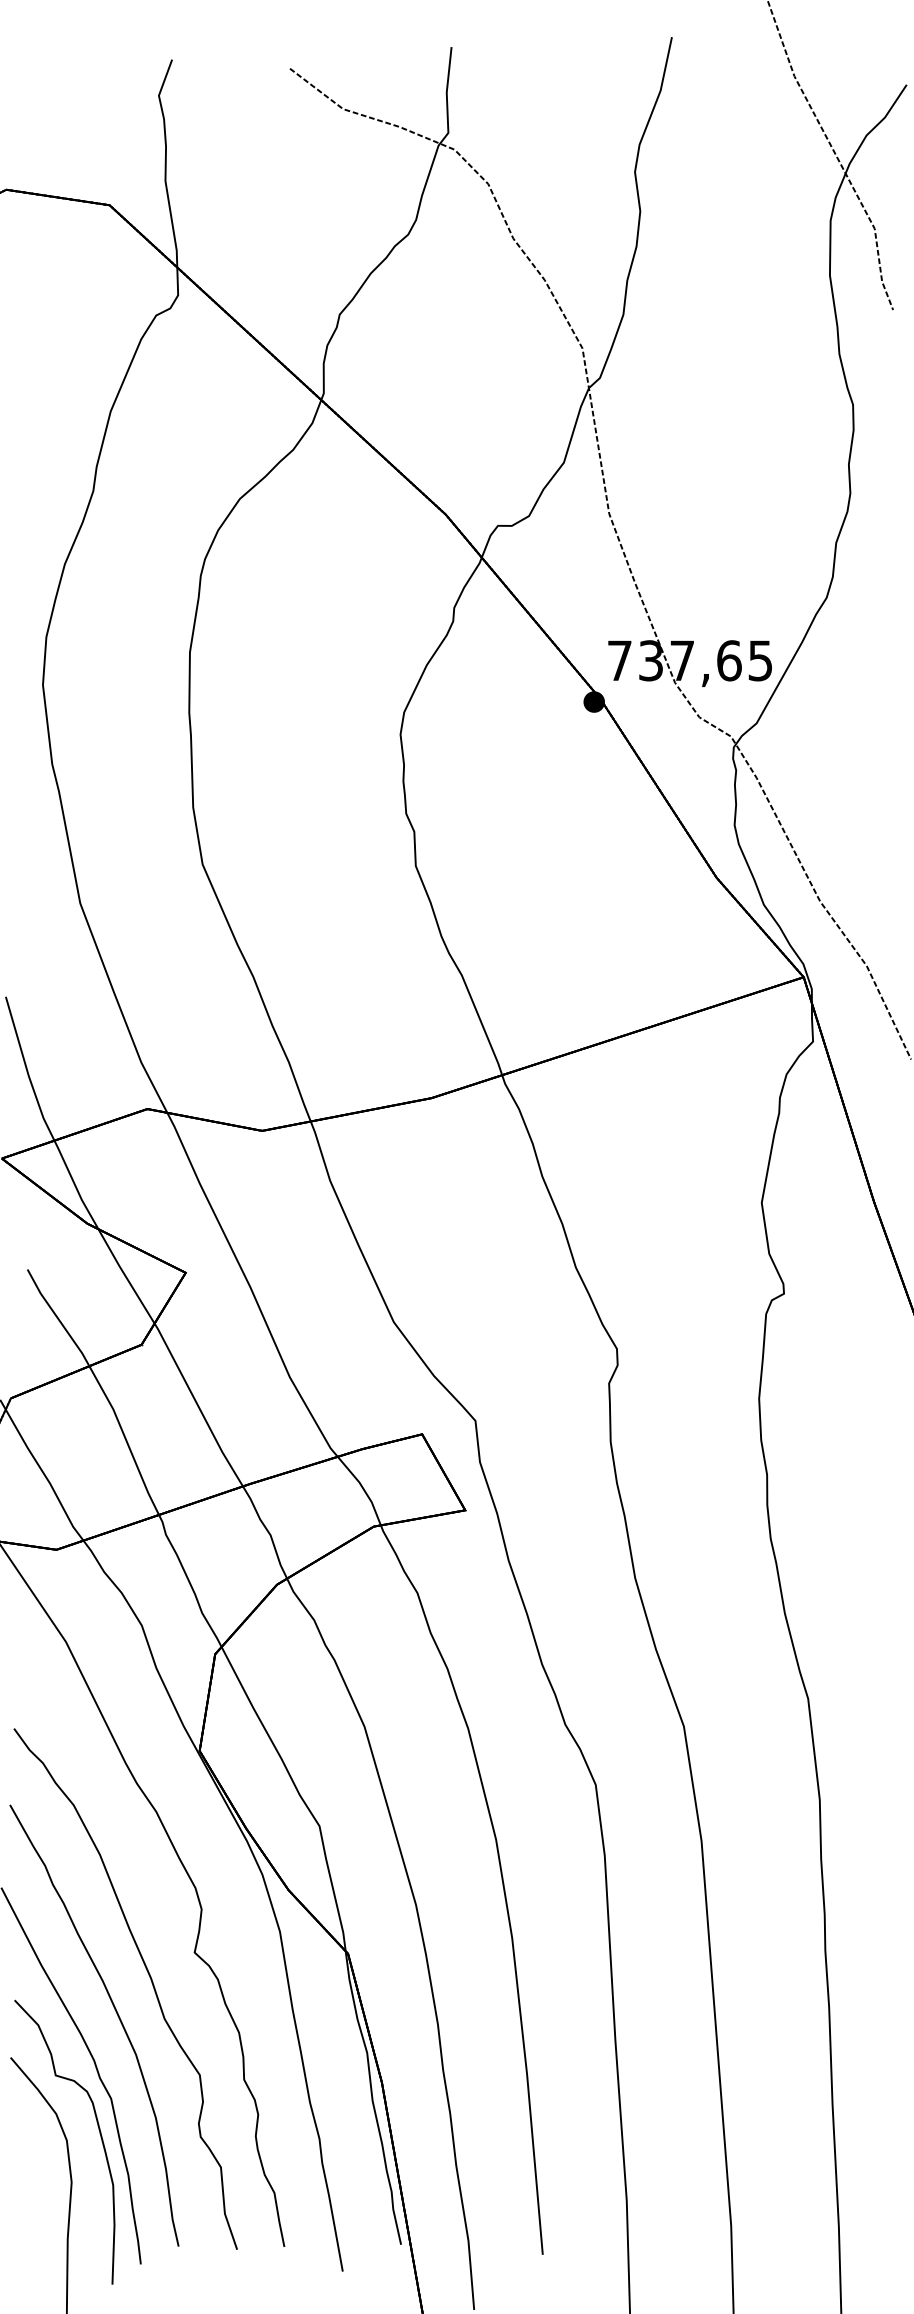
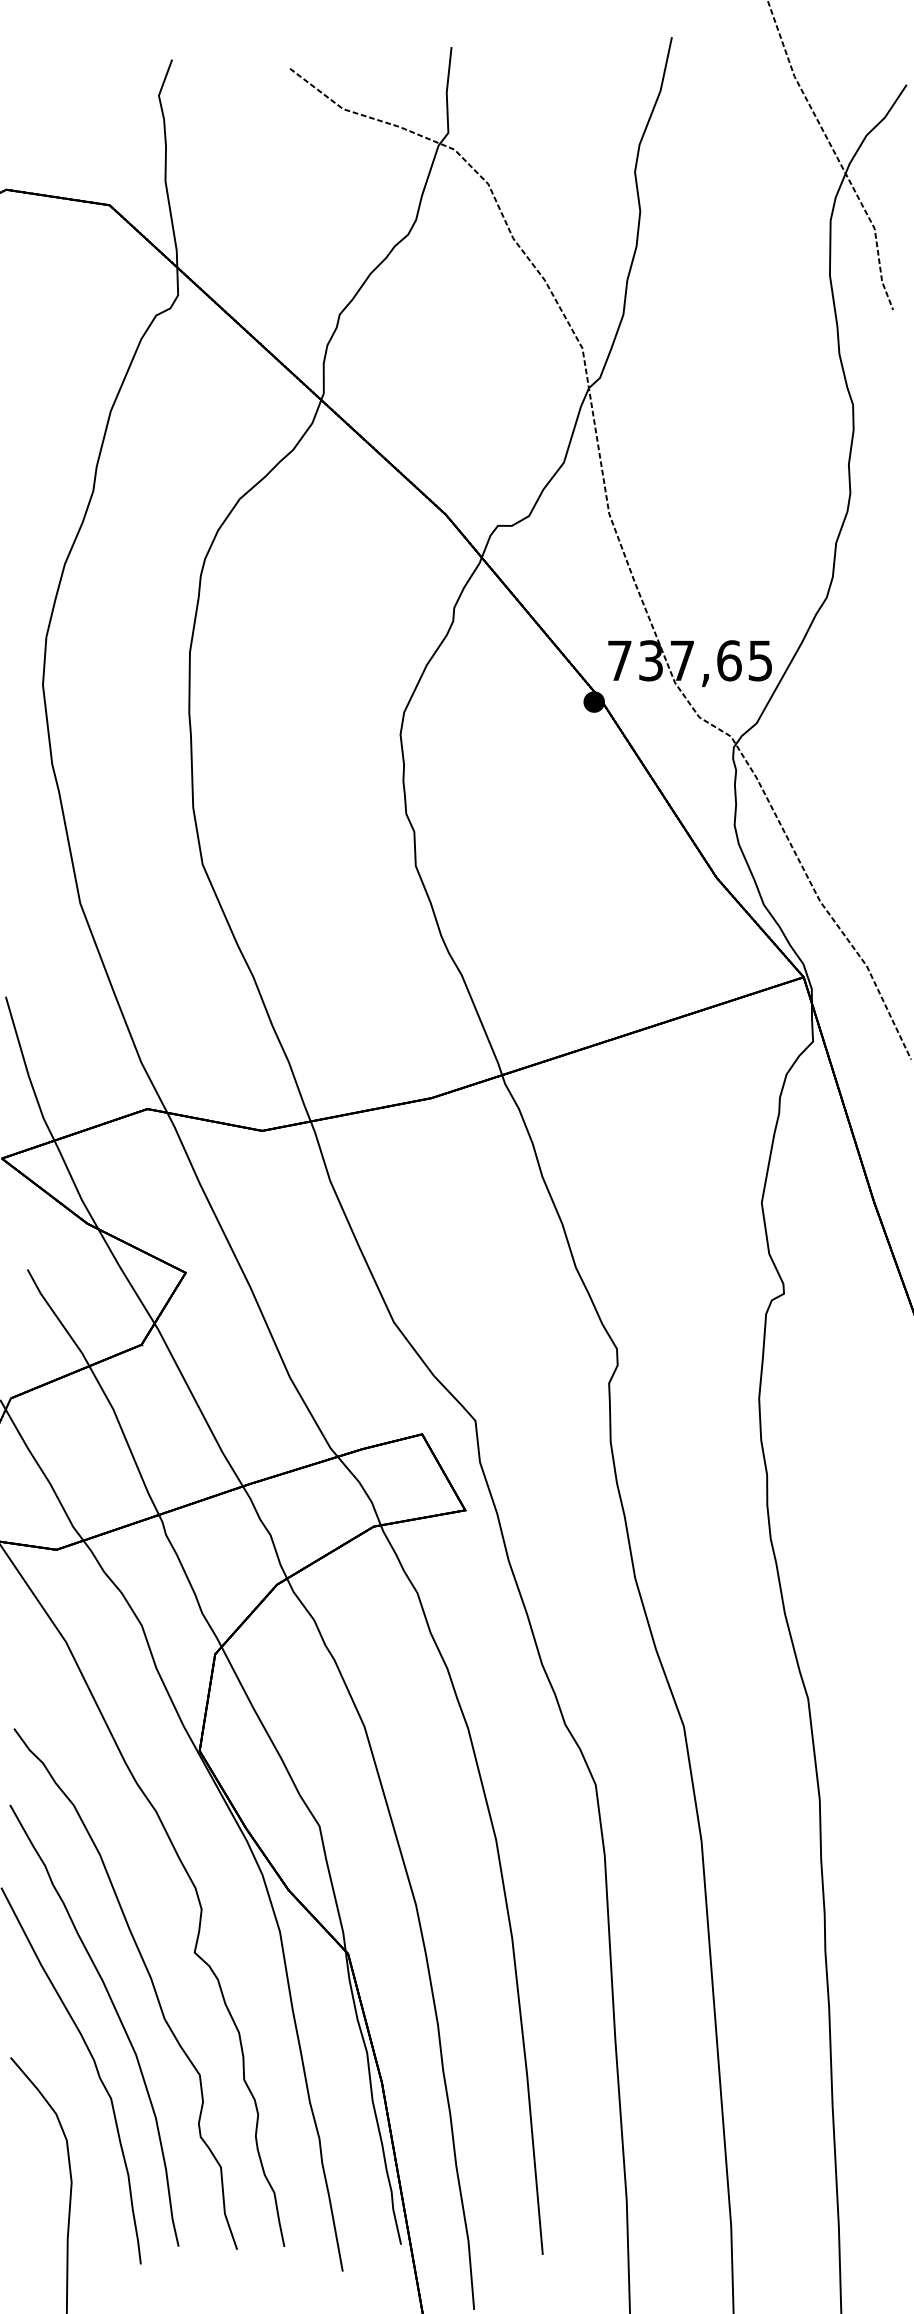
part: present -> none (98, 2130)
